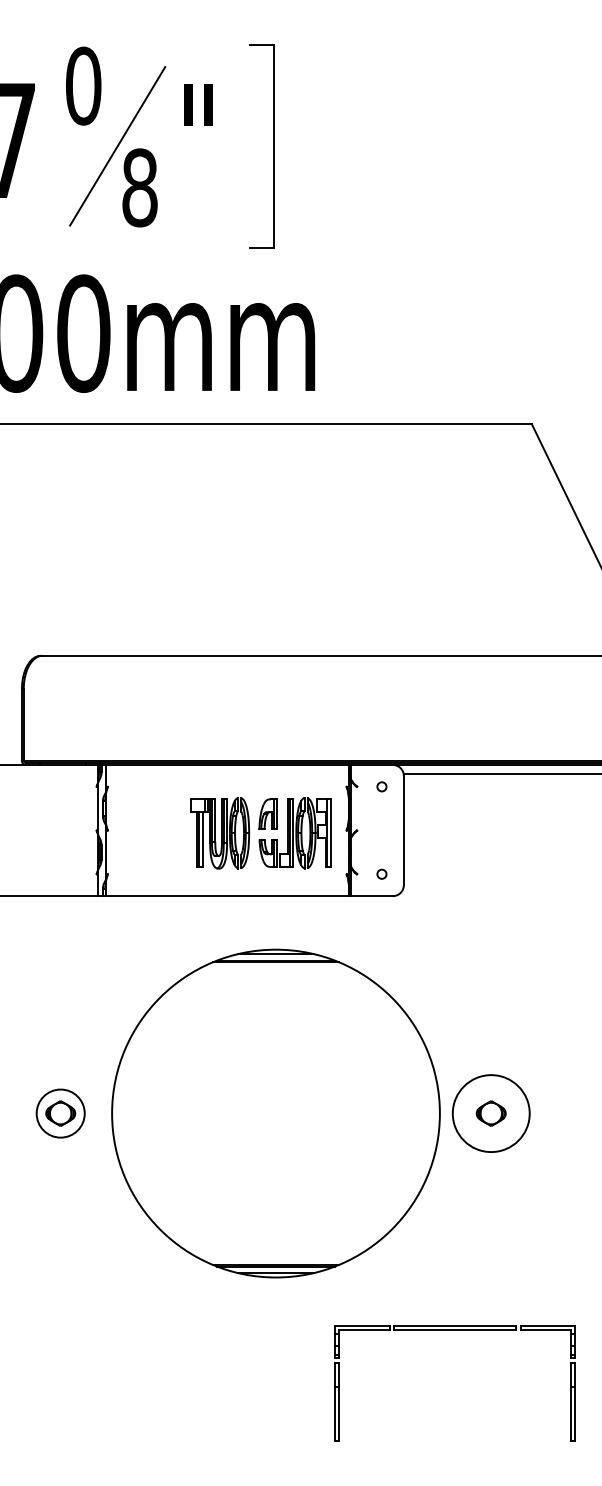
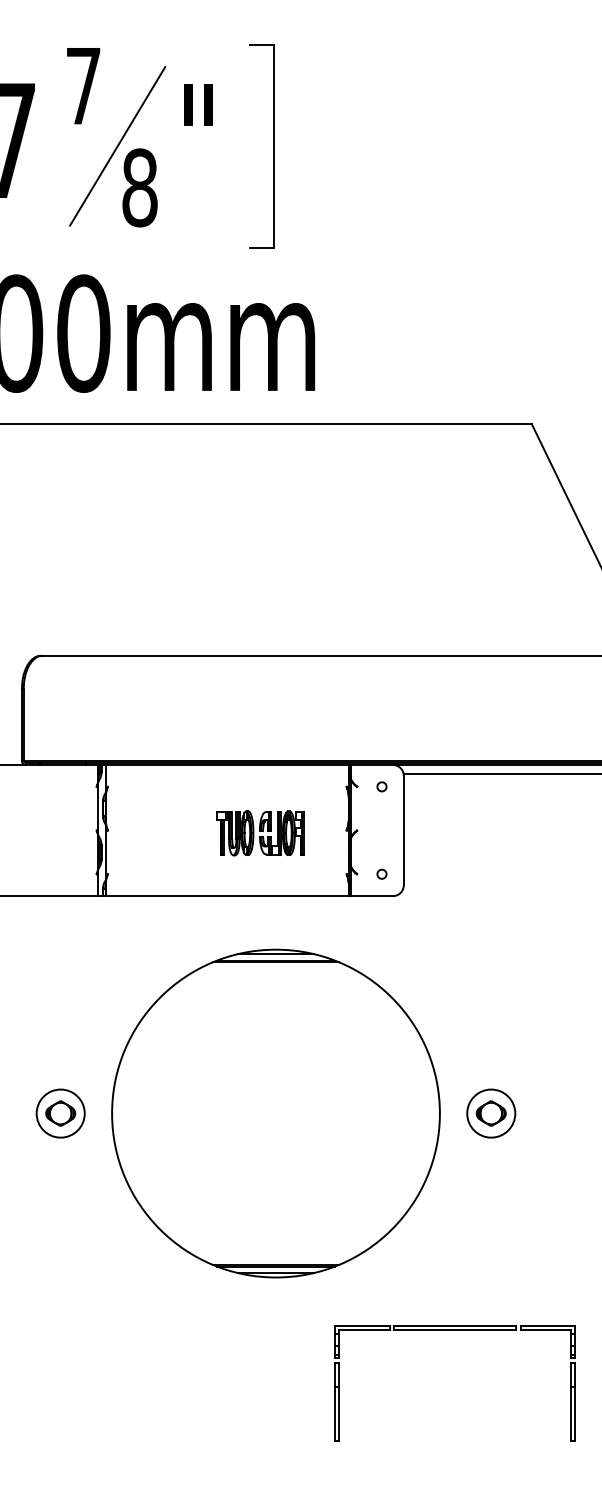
text: 0 -> 7 (83, 85)
part size: 142x73 px -> 89x47 px (260, 833)
circle diameter: 77 px -> 48 px (491, 1113)
